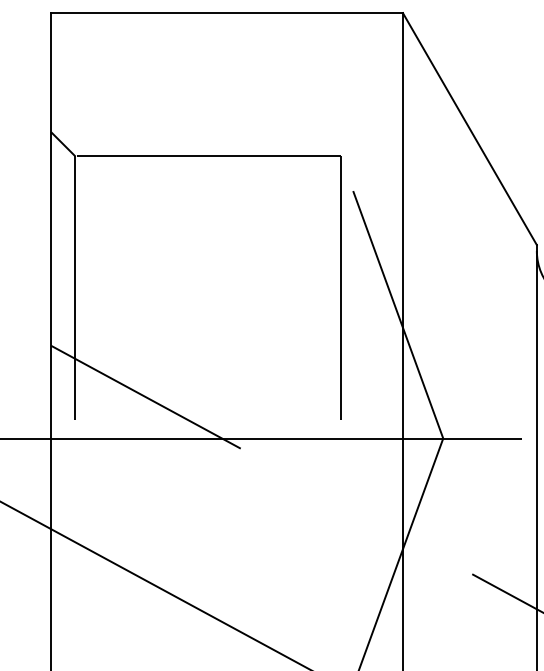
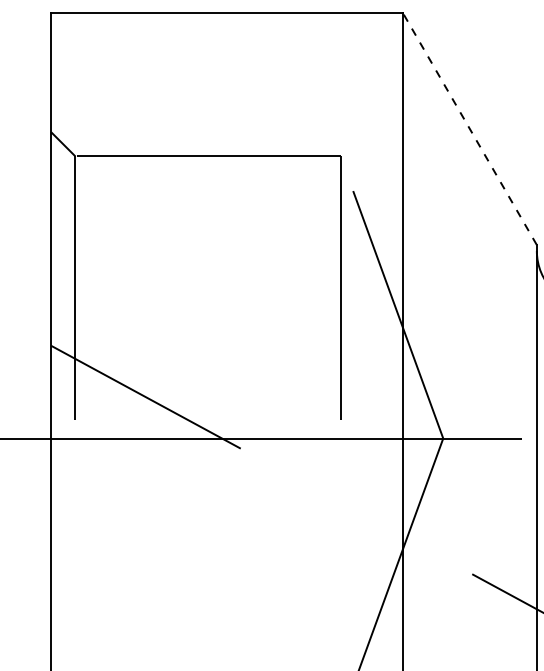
line: solid -> dashed (469, 129)
line: present -> none (154, 584)
